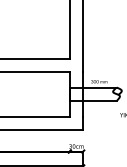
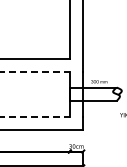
line: solid -> dashed (35, 71)
line: solid -> dashed (35, 116)
